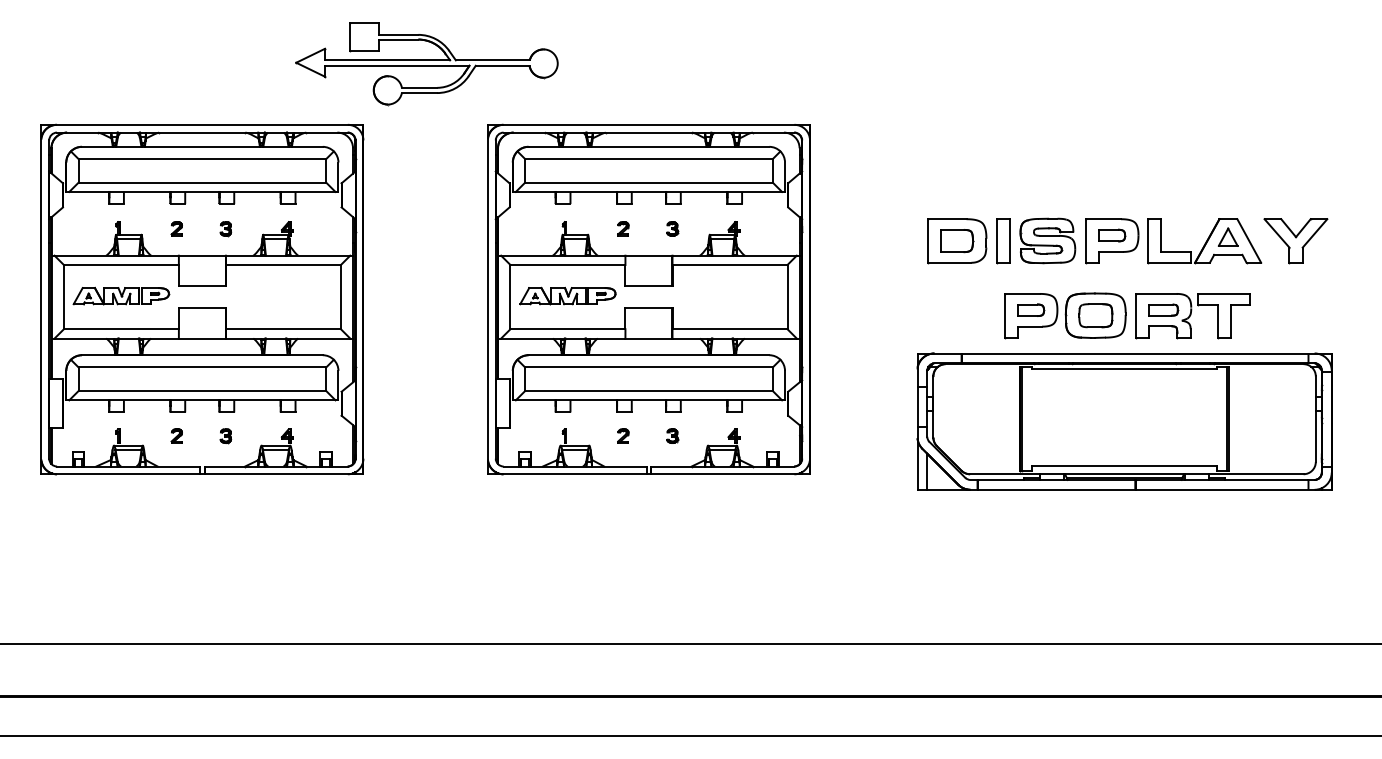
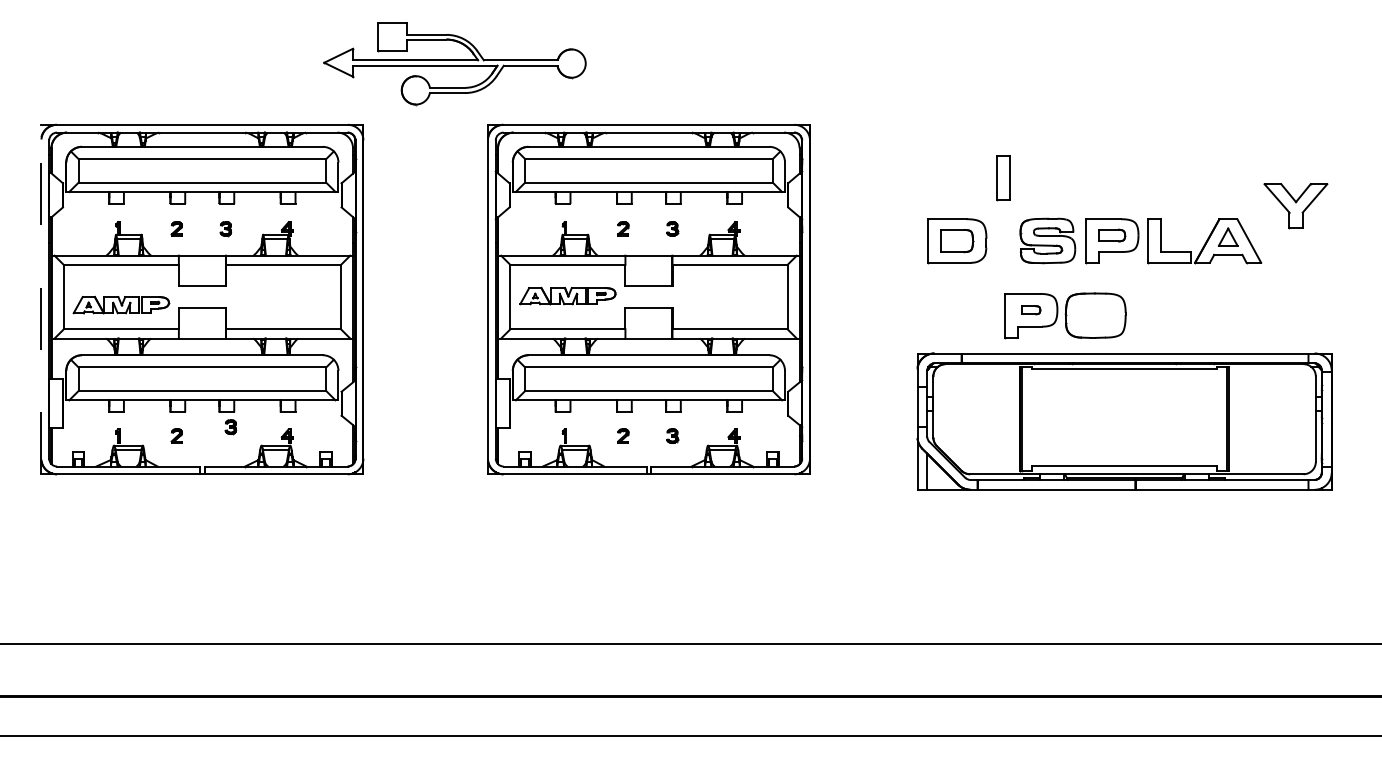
part position: (426, 64) -> (454, 64) (454, 64)
part position: (1003, 241) -> (1003, 178) (1003, 178)
part position: (1295, 241) -> (1295, 206) (1295, 206)
part position: (121, 295) -> (121, 304) (121, 304)
line: solid -> dashed (41, 299)
part size: 29x14 px -> 21x11 px (1031, 310)
part: present -> none (1095, 315)
part: present -> none (1192, 316)
part position: (225, 436) -> (230, 427) (230, 427)
